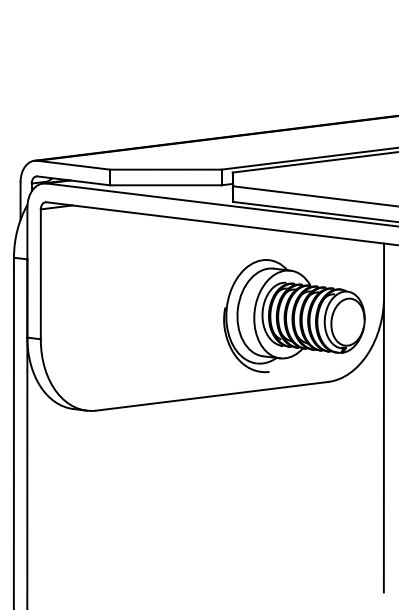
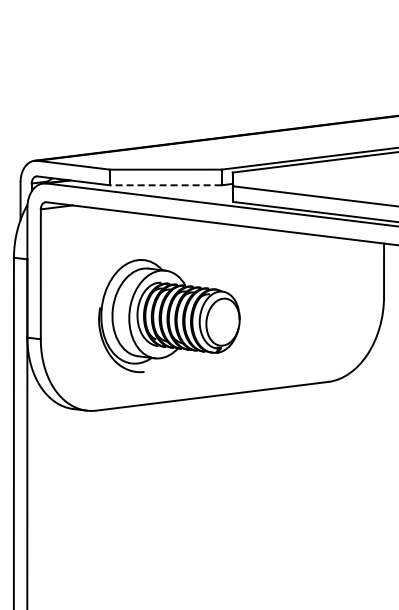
line: solid -> dashed (165, 185)
part position: (294, 316) -> (169, 316) (169, 316)
line: present -> none (383, 446)
